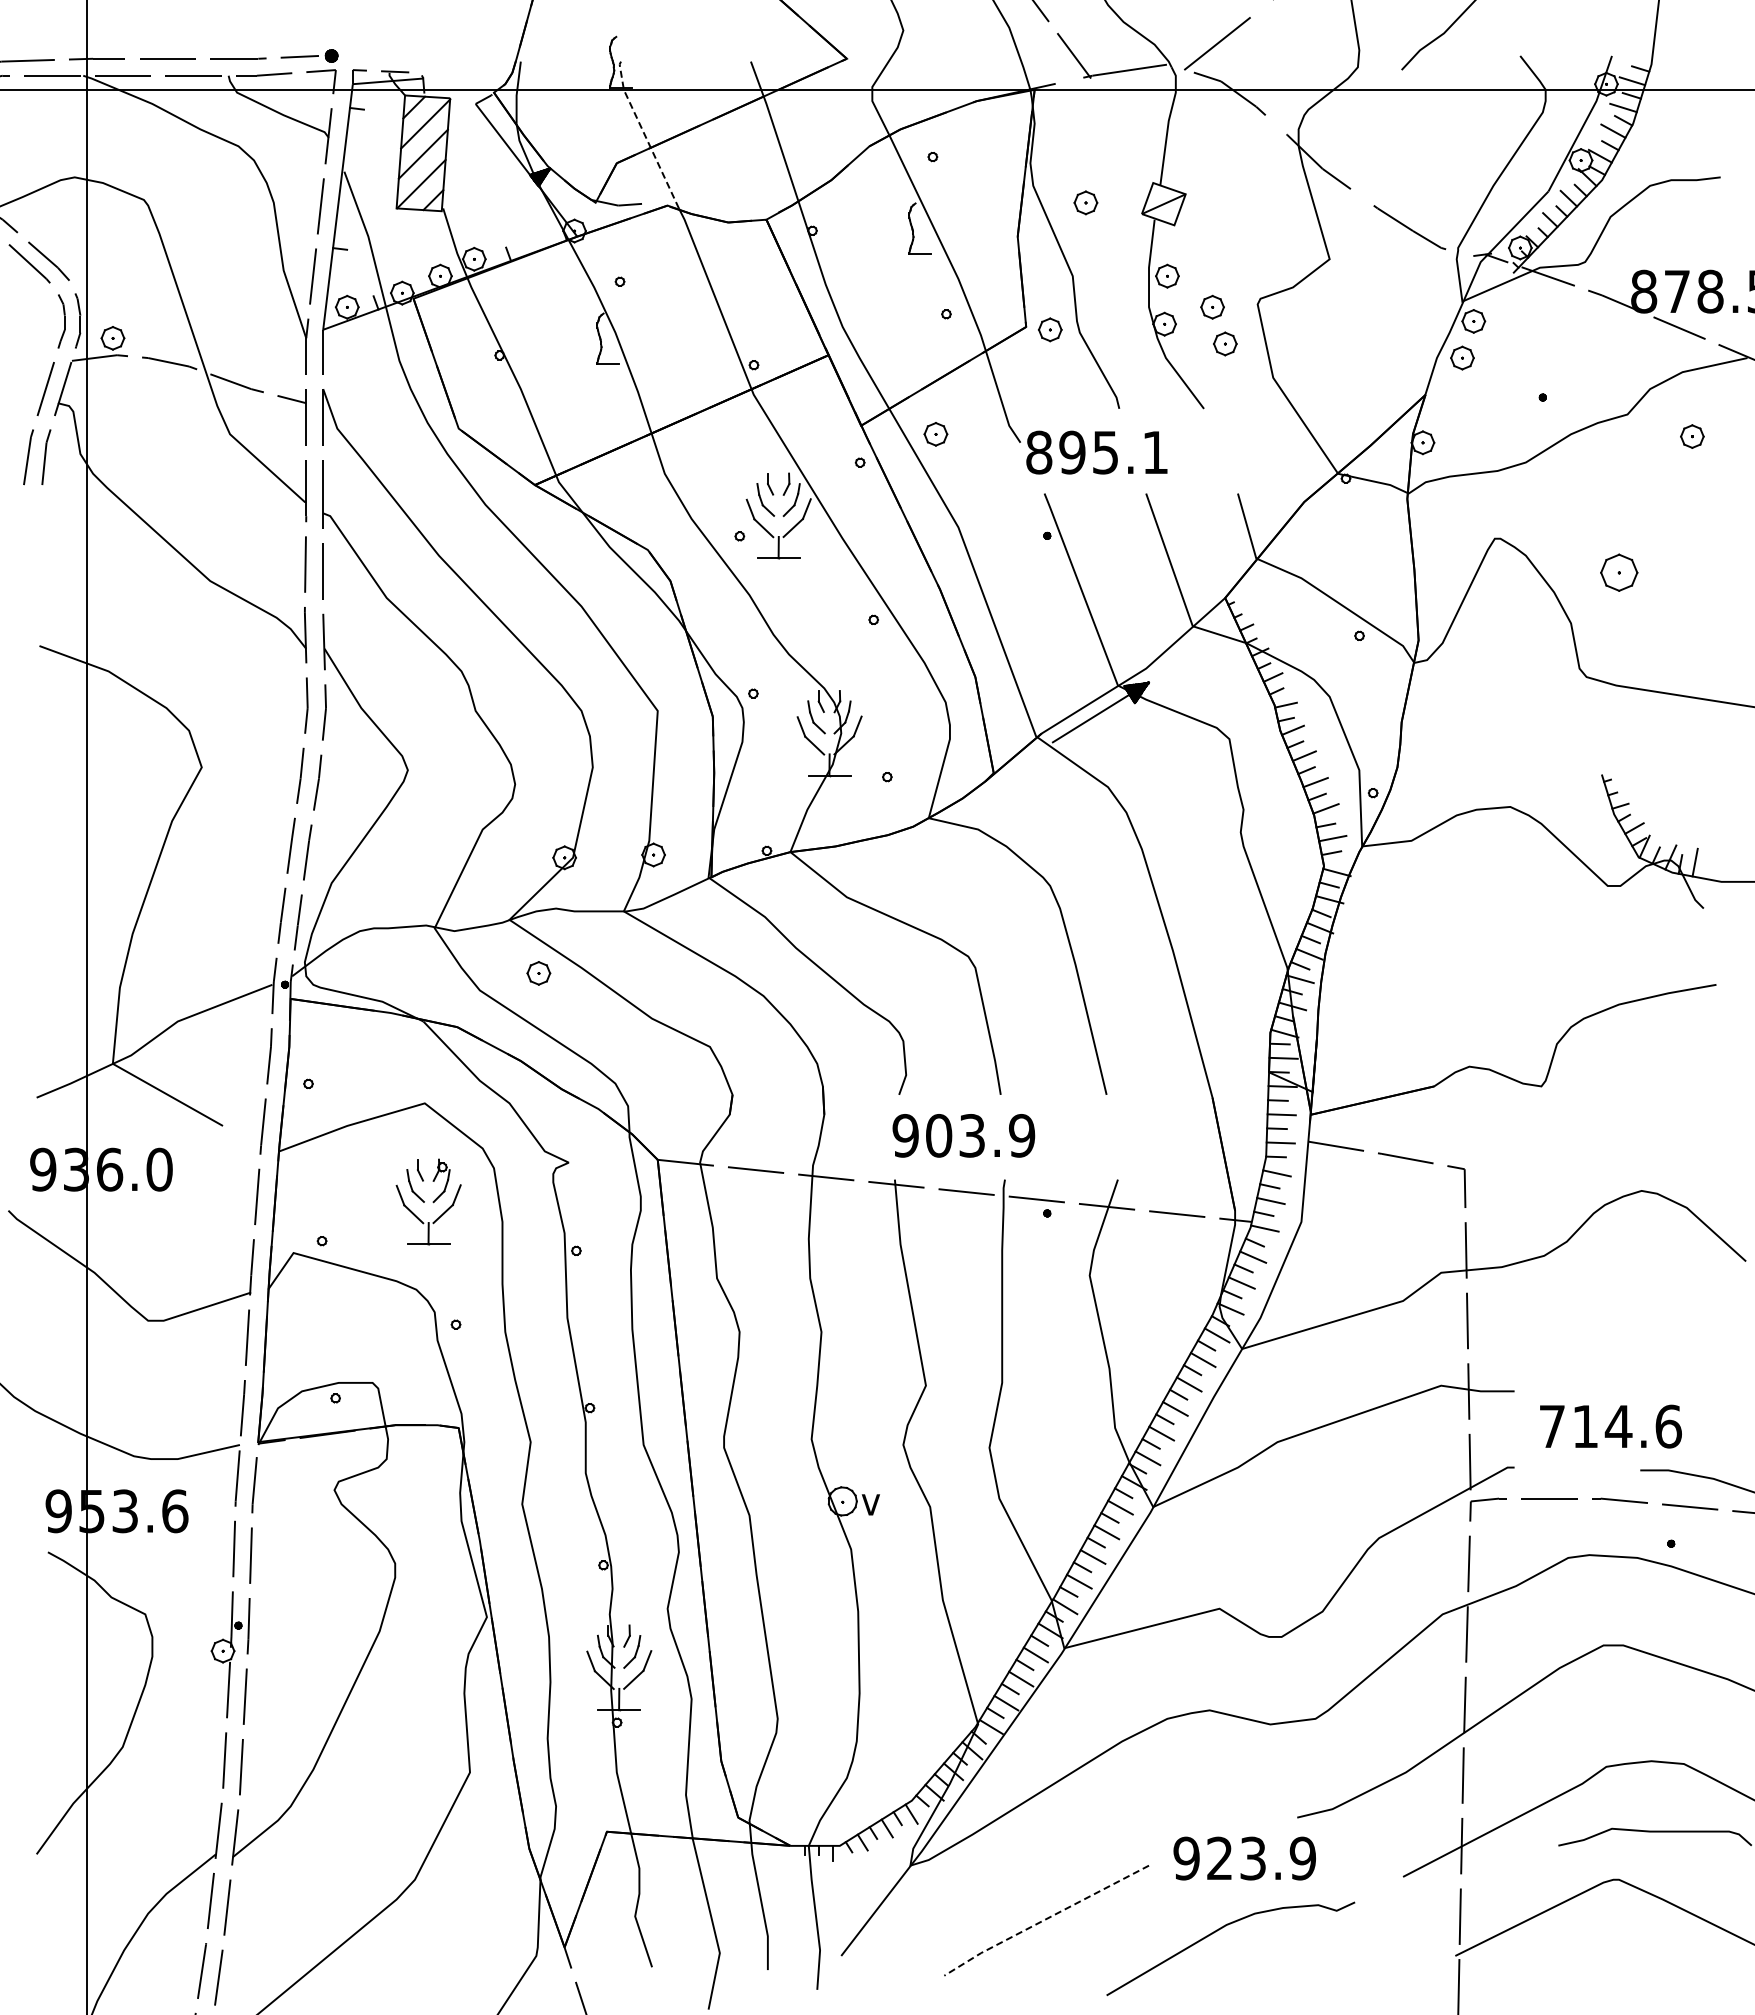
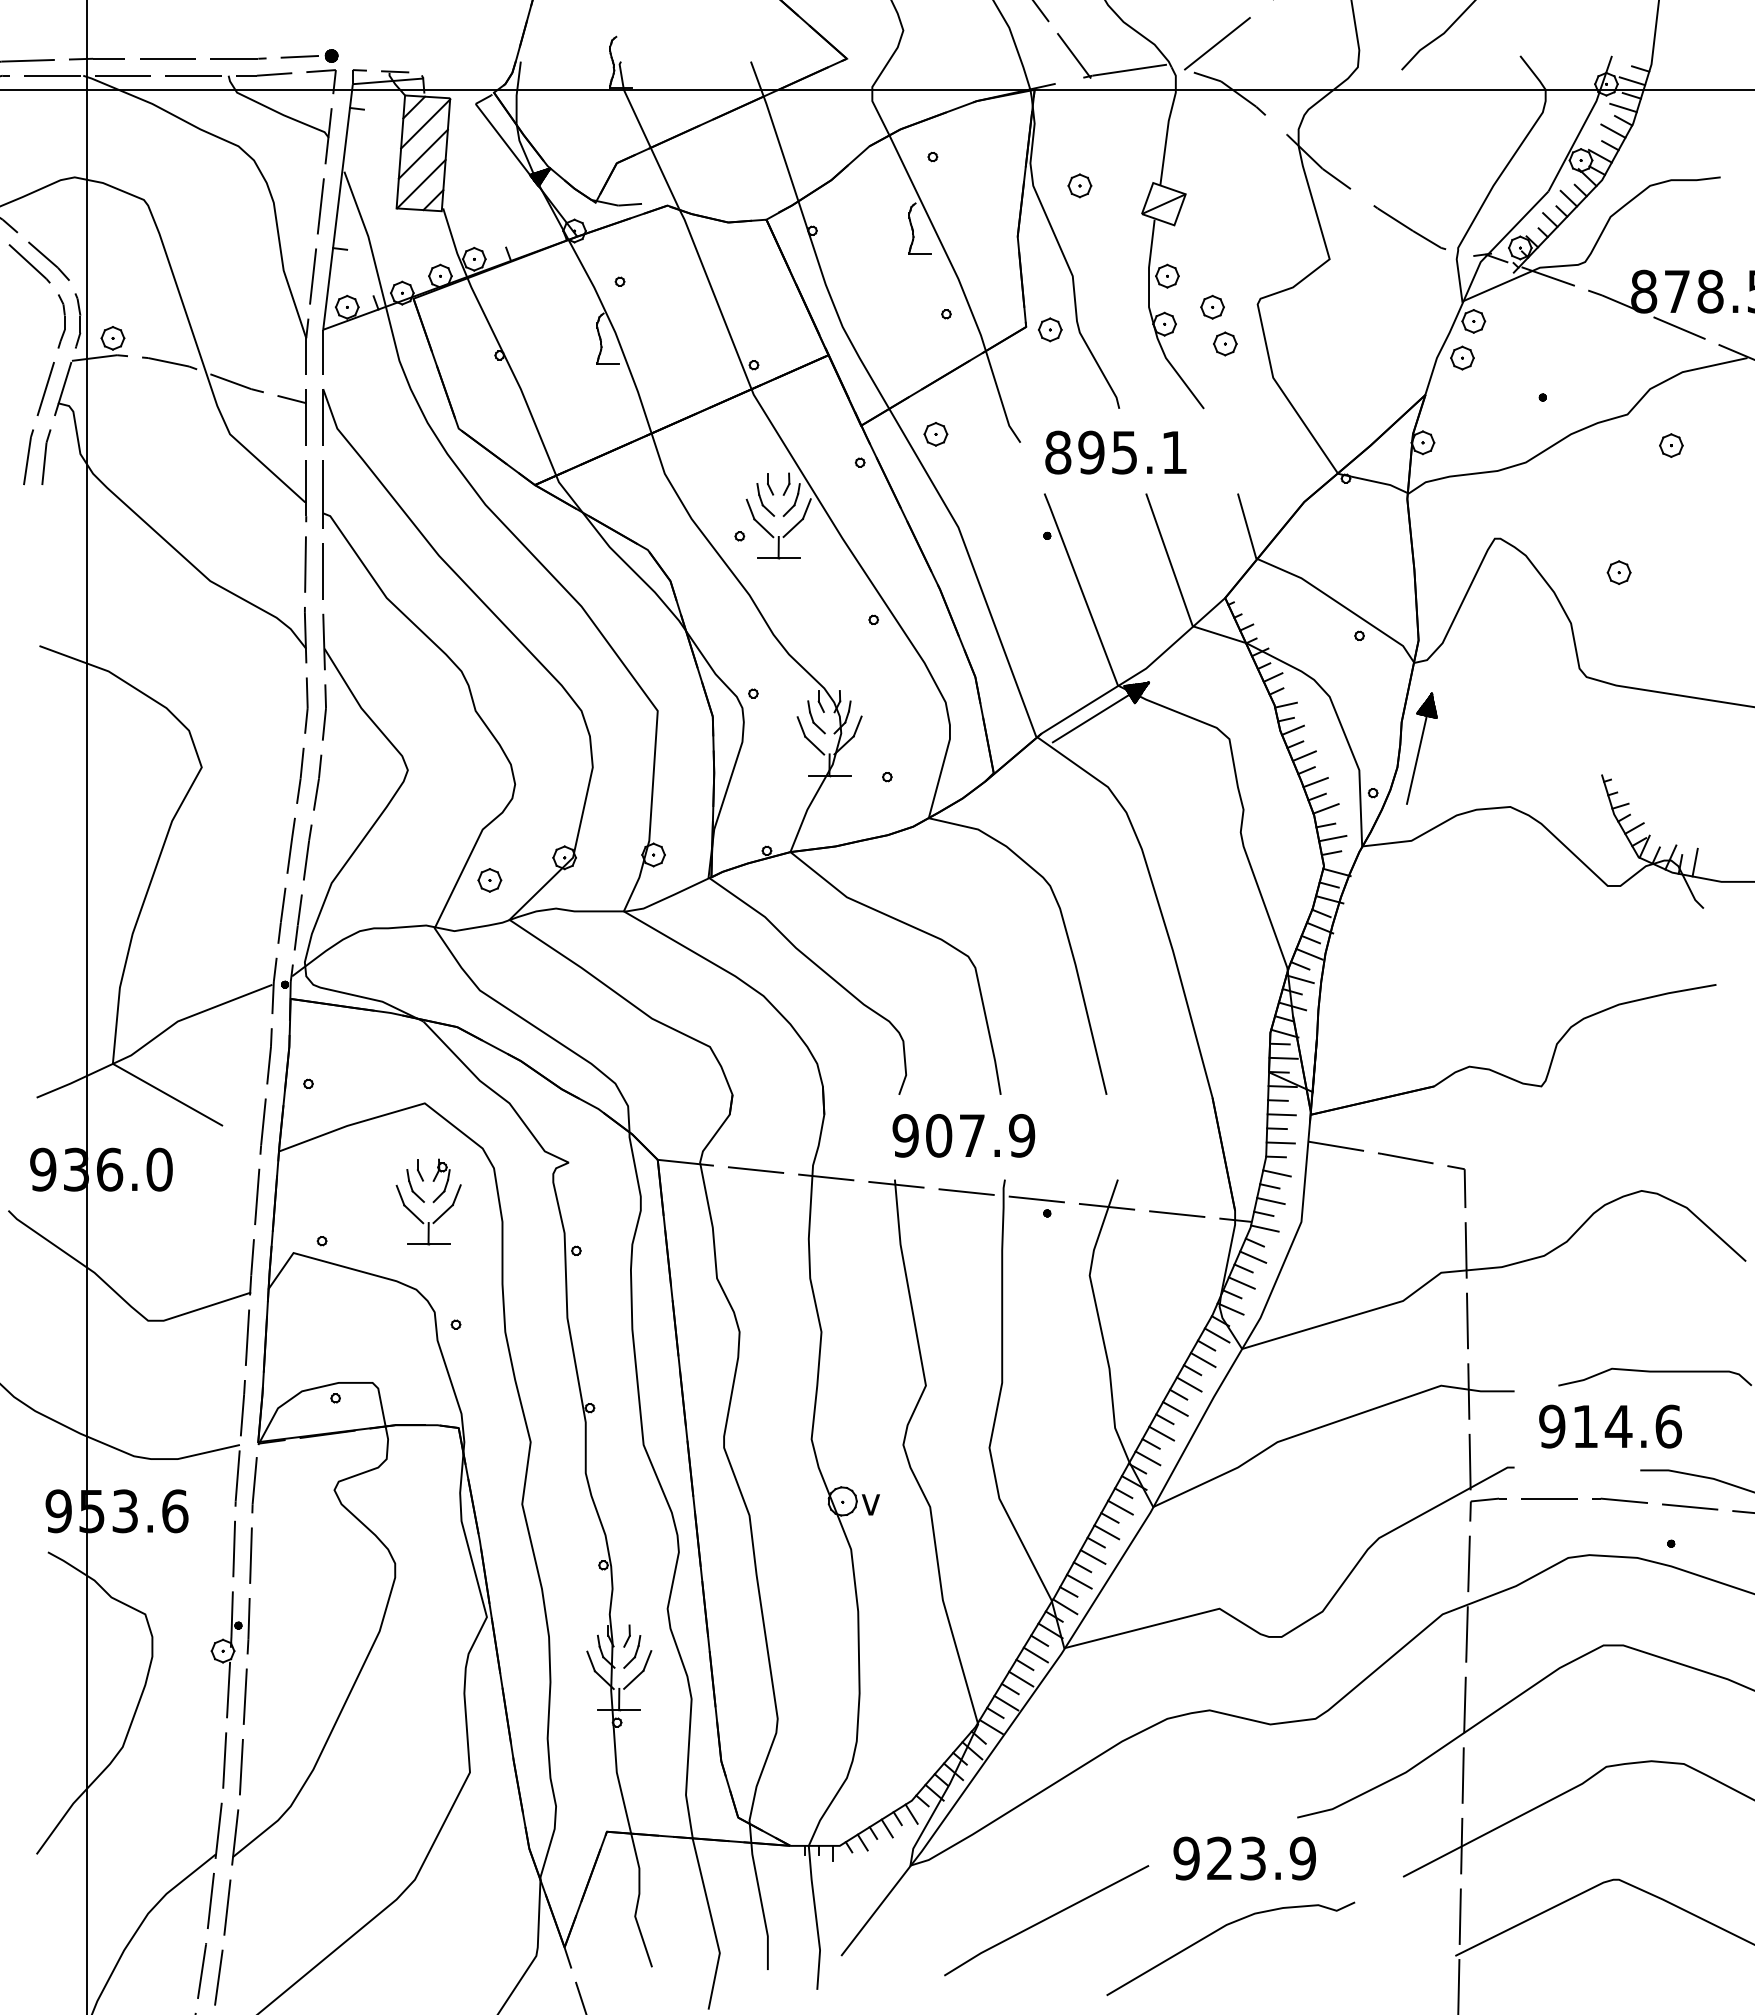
line: dashed -> solid (644, 134)
part position: (1085, 202) -> (1079, 185) (1079, 185)
part position: (1692, 436) -> (1671, 445) (1671, 445)
text position: (1096, 452) -> (1115, 452) (1115, 452)
part size: 39x39 px -> 26x25 px (1618, 572)
part: none -> present (1421, 748)
part position: (538, 973) -> (489, 880) (489, 880)
text: 903.9 -> 907.9 (971, 1135)
text: 714.6 -> 914.6 (1552, 1426)
curve position: (1654, 1832) -> (1654, 1372) (1654, 1372)
line: dashed -> solid (1044, 1920)
